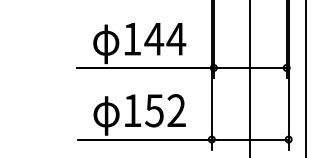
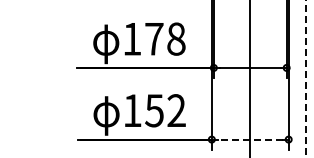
text: 144 -> 178 (165, 38)
line: solid -> dashed (306, 79)
line: solid -> dashed (249, 139)
